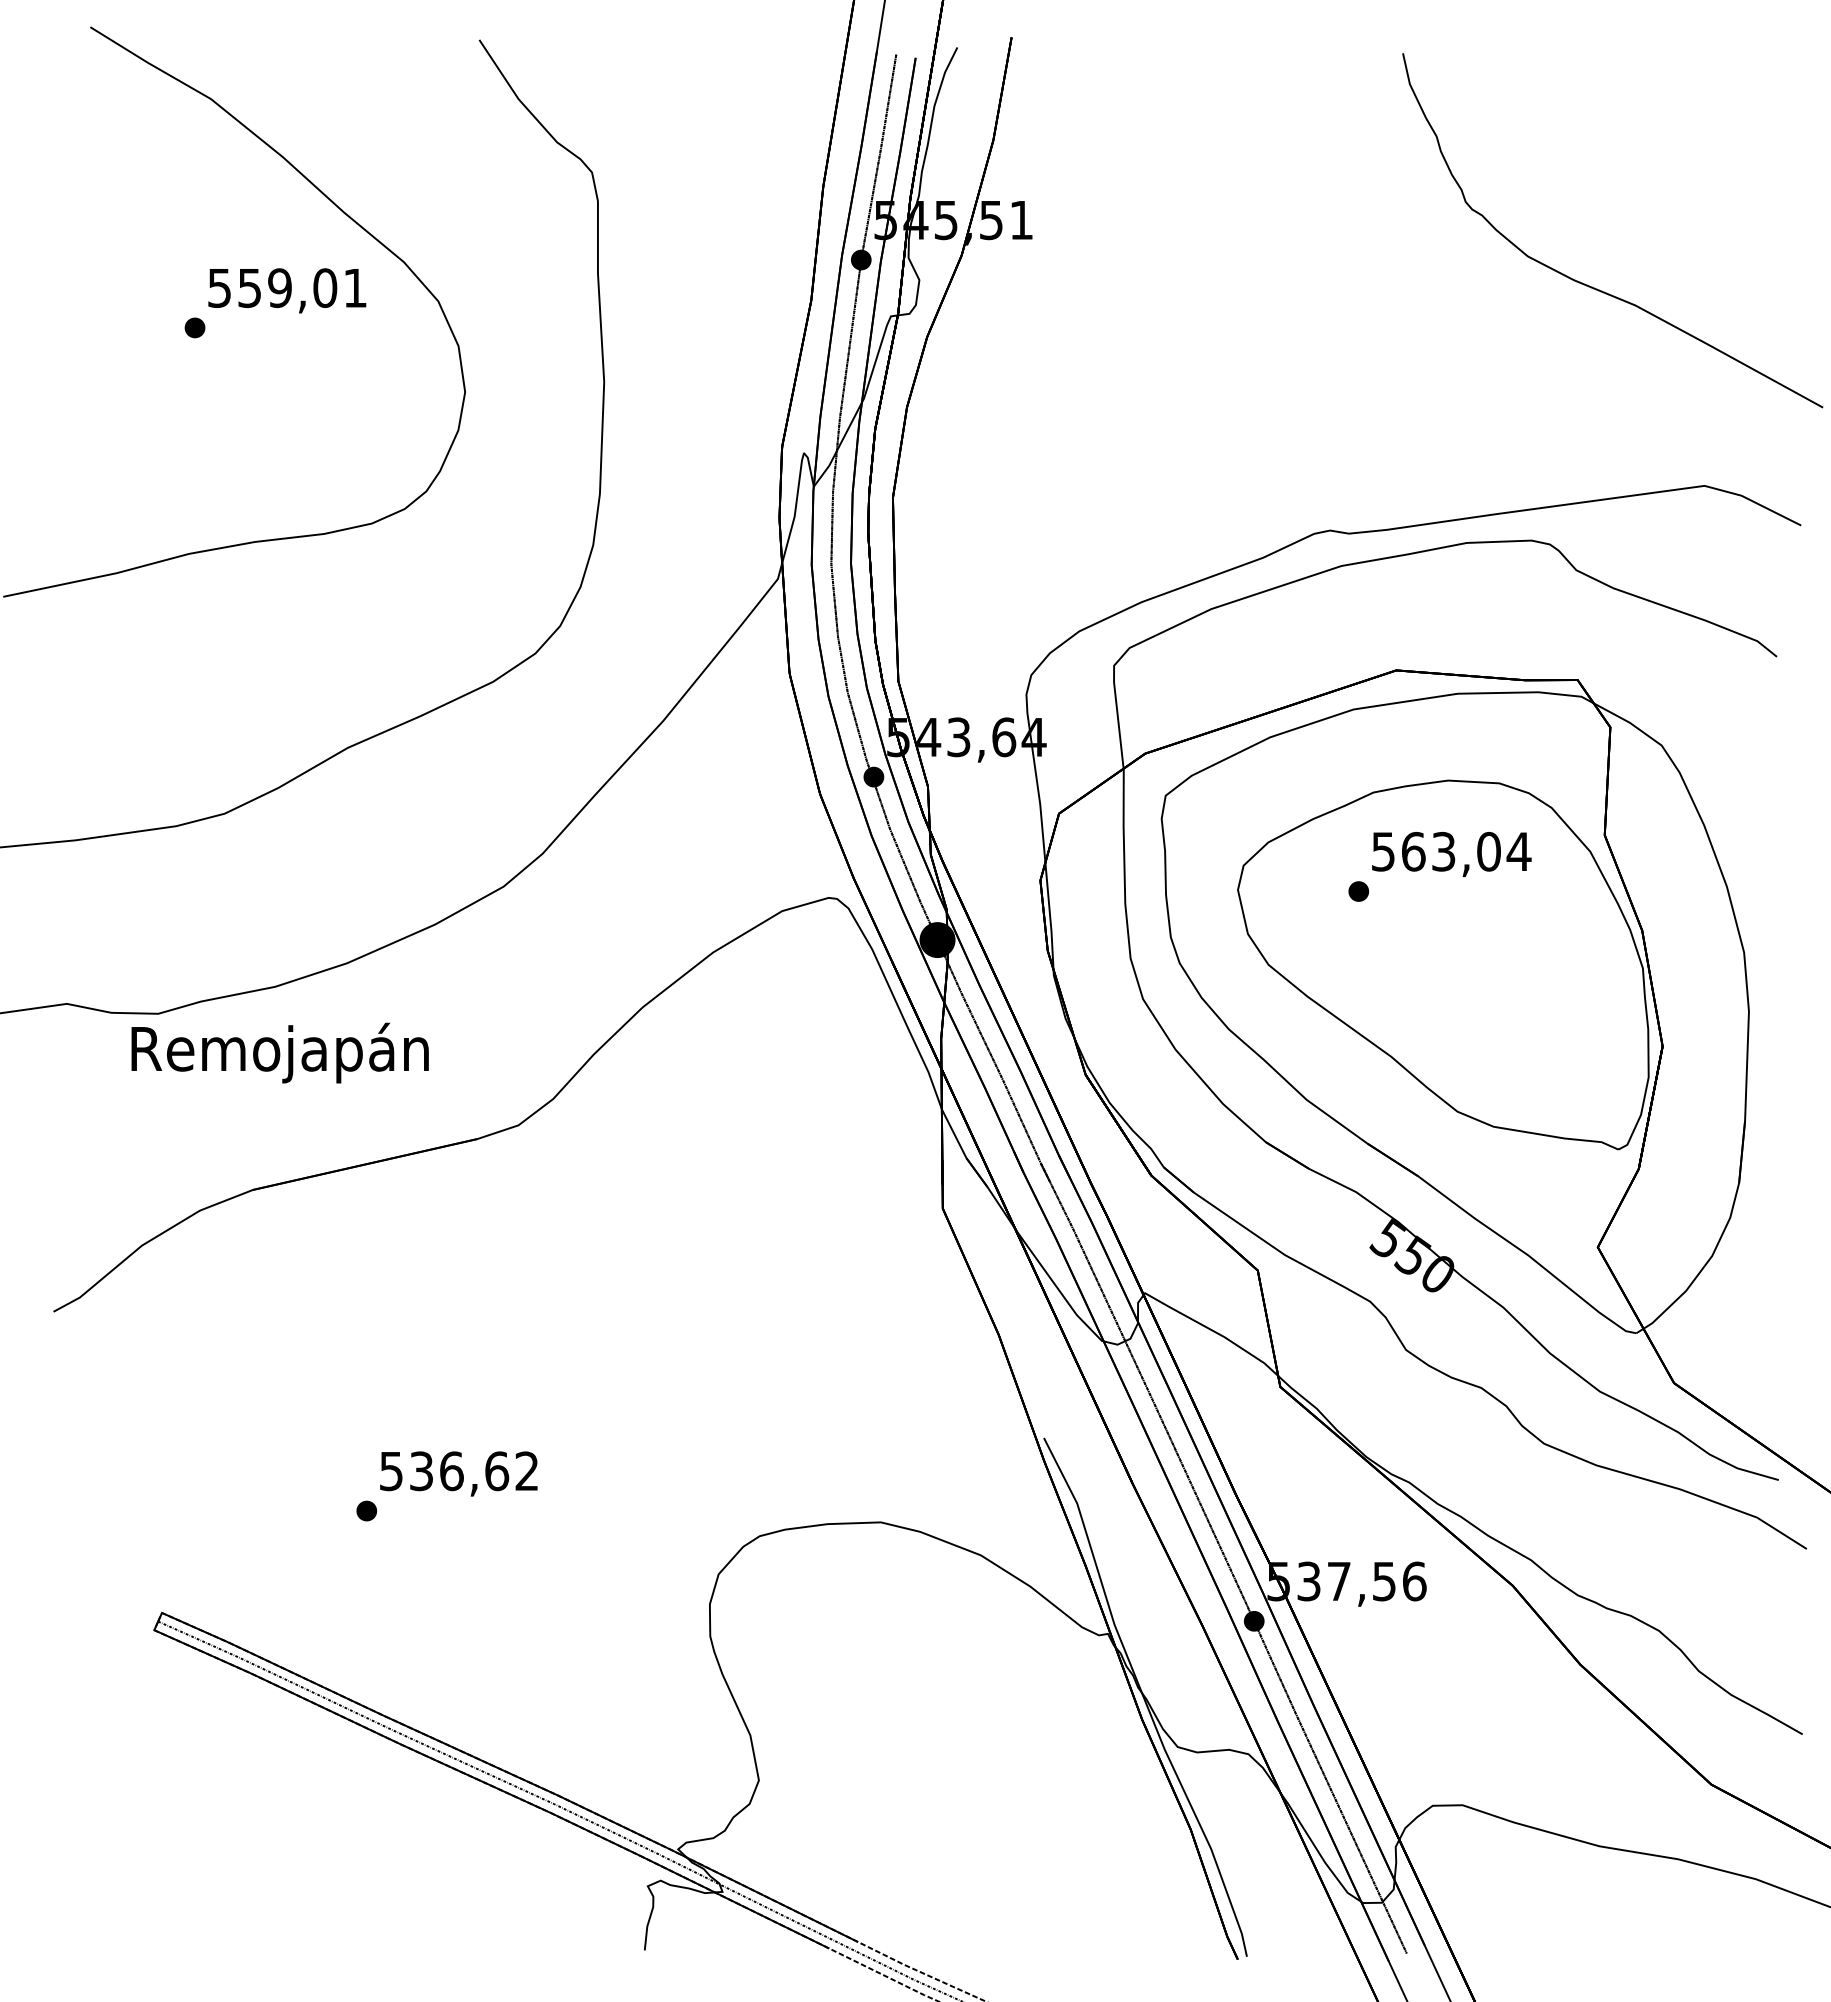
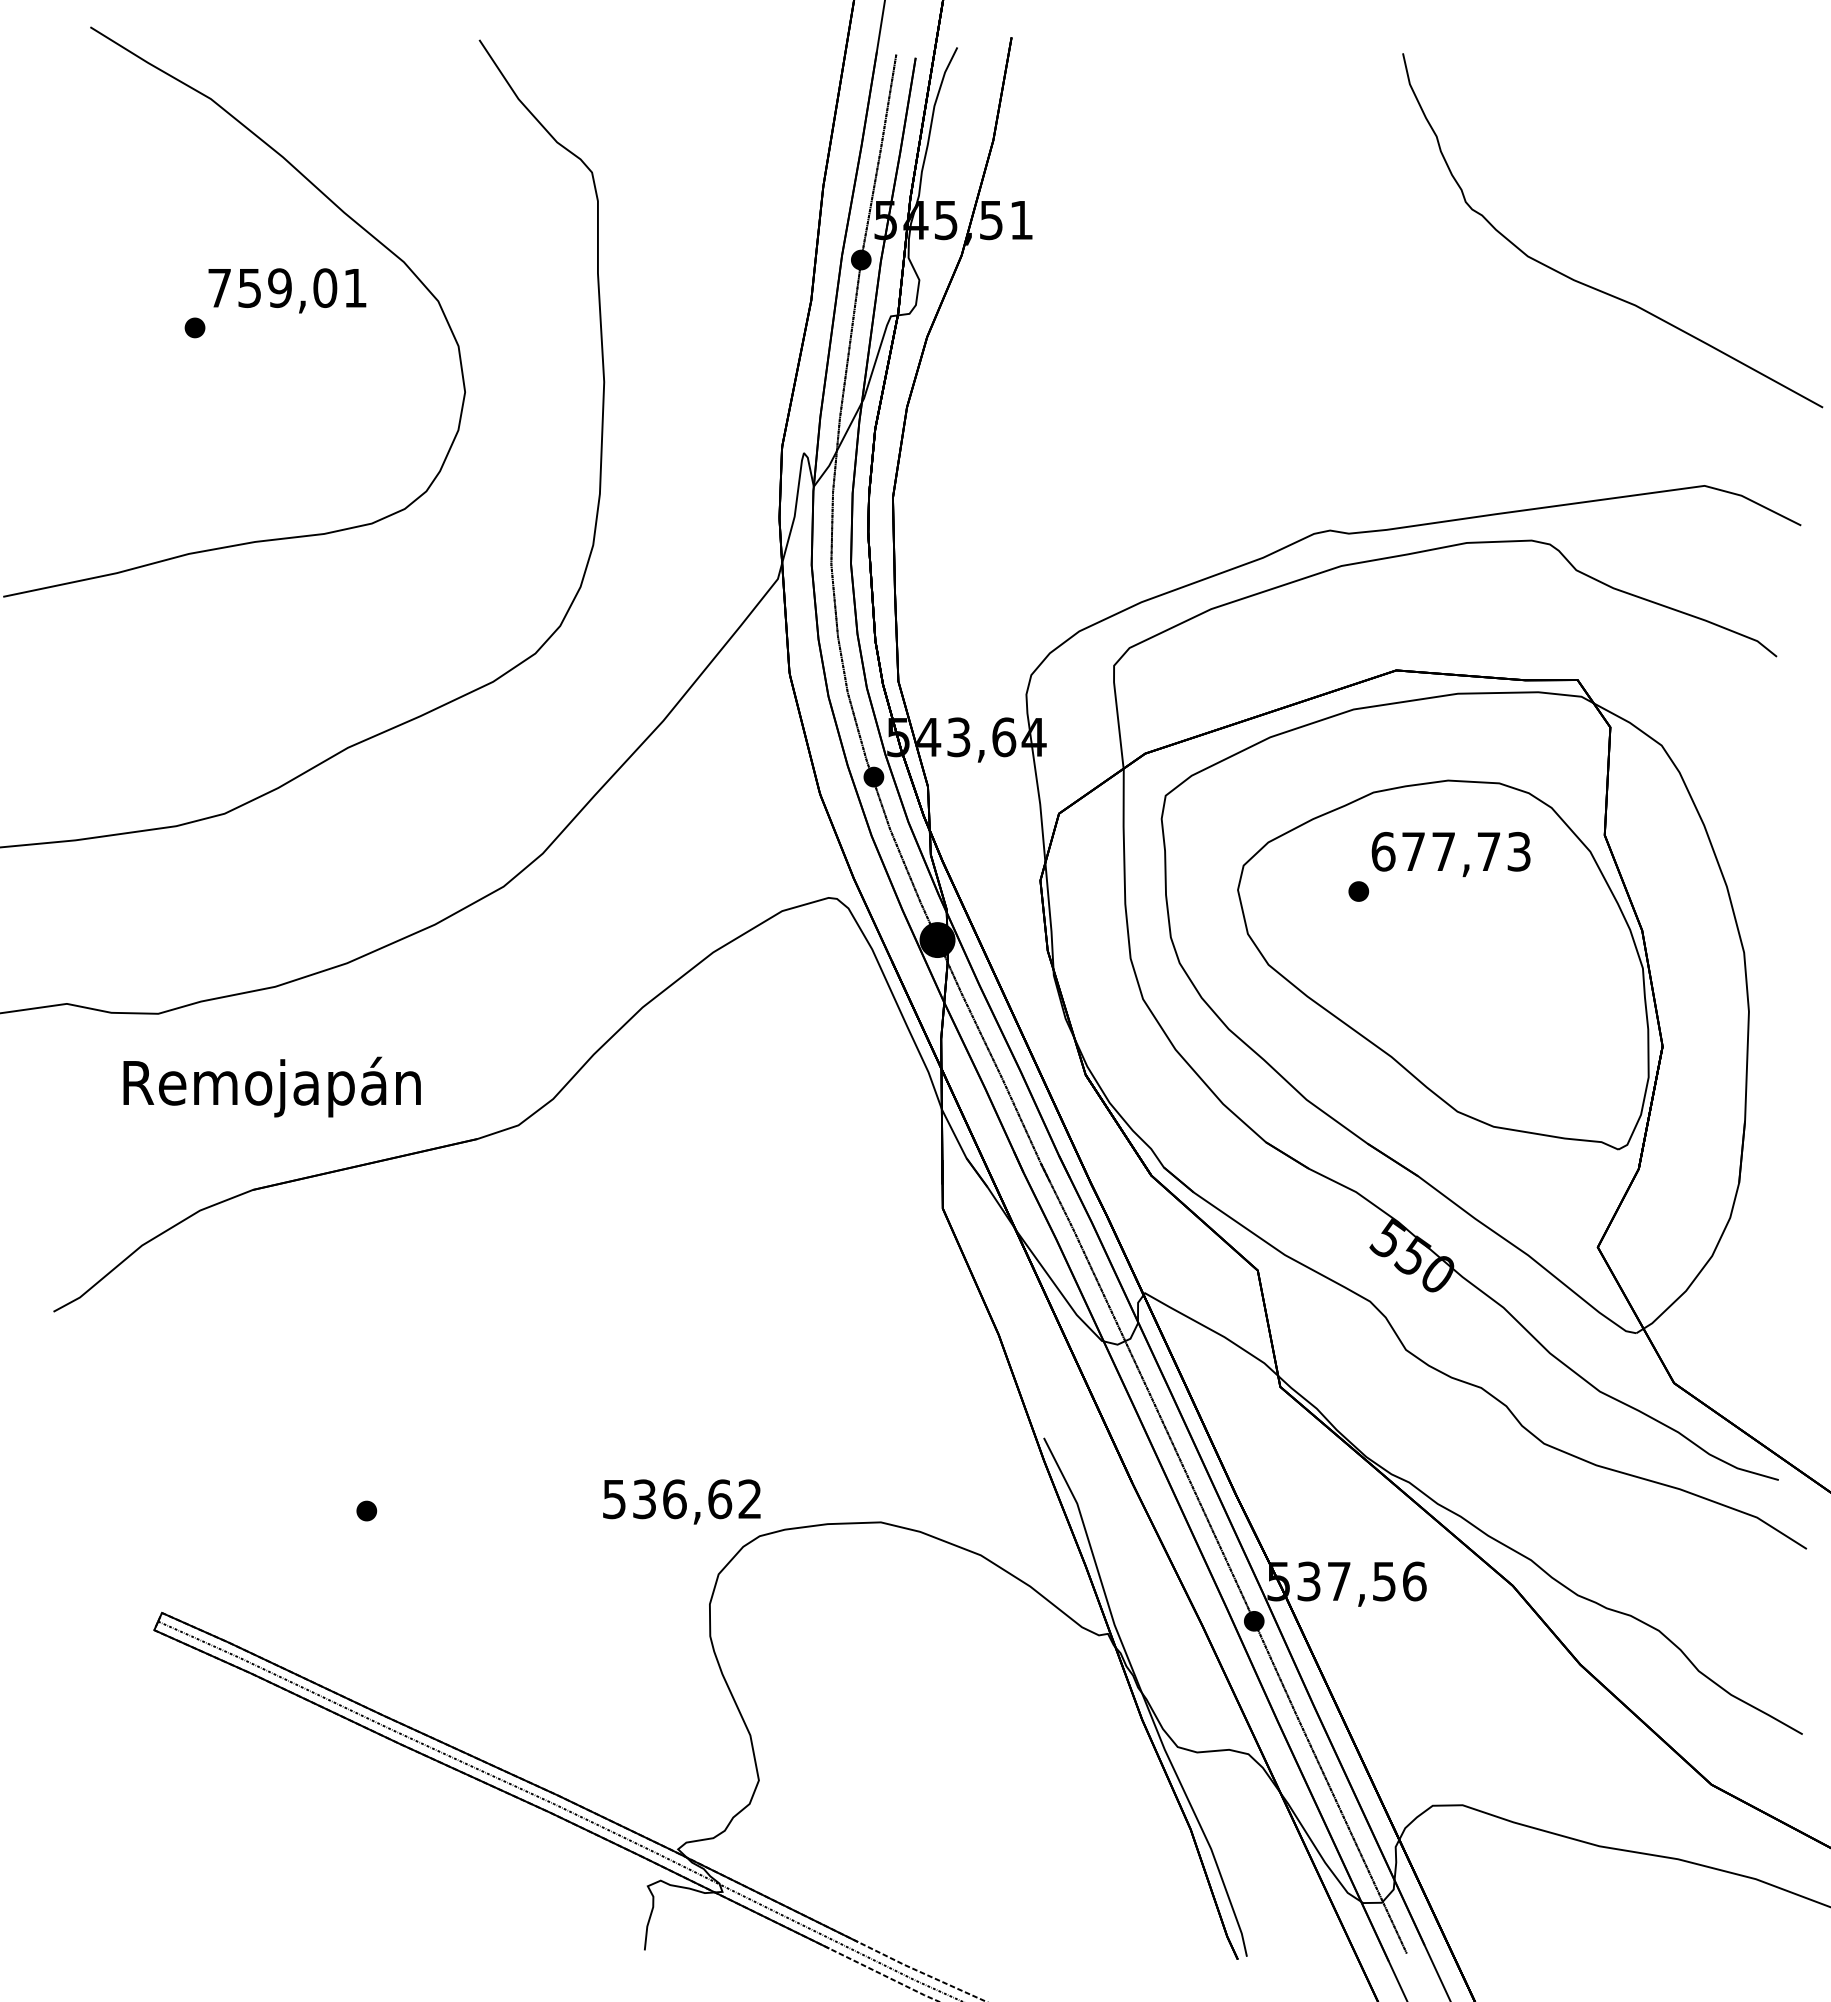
text: 559,01 -> 759,01 (219, 288)
text: 563,04 -> 677,73 (1451, 851)
text position: (279, 1052) -> (271, 1086) (271, 1086)
text position: (458, 1473) -> (681, 1501) (681, 1501)
